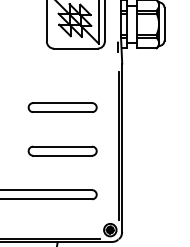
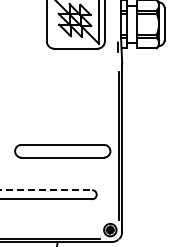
part: present -> none (62, 107)
part size: 71x12 px -> 98x15 px (62, 151)
line: solid -> dashed (46, 190)
